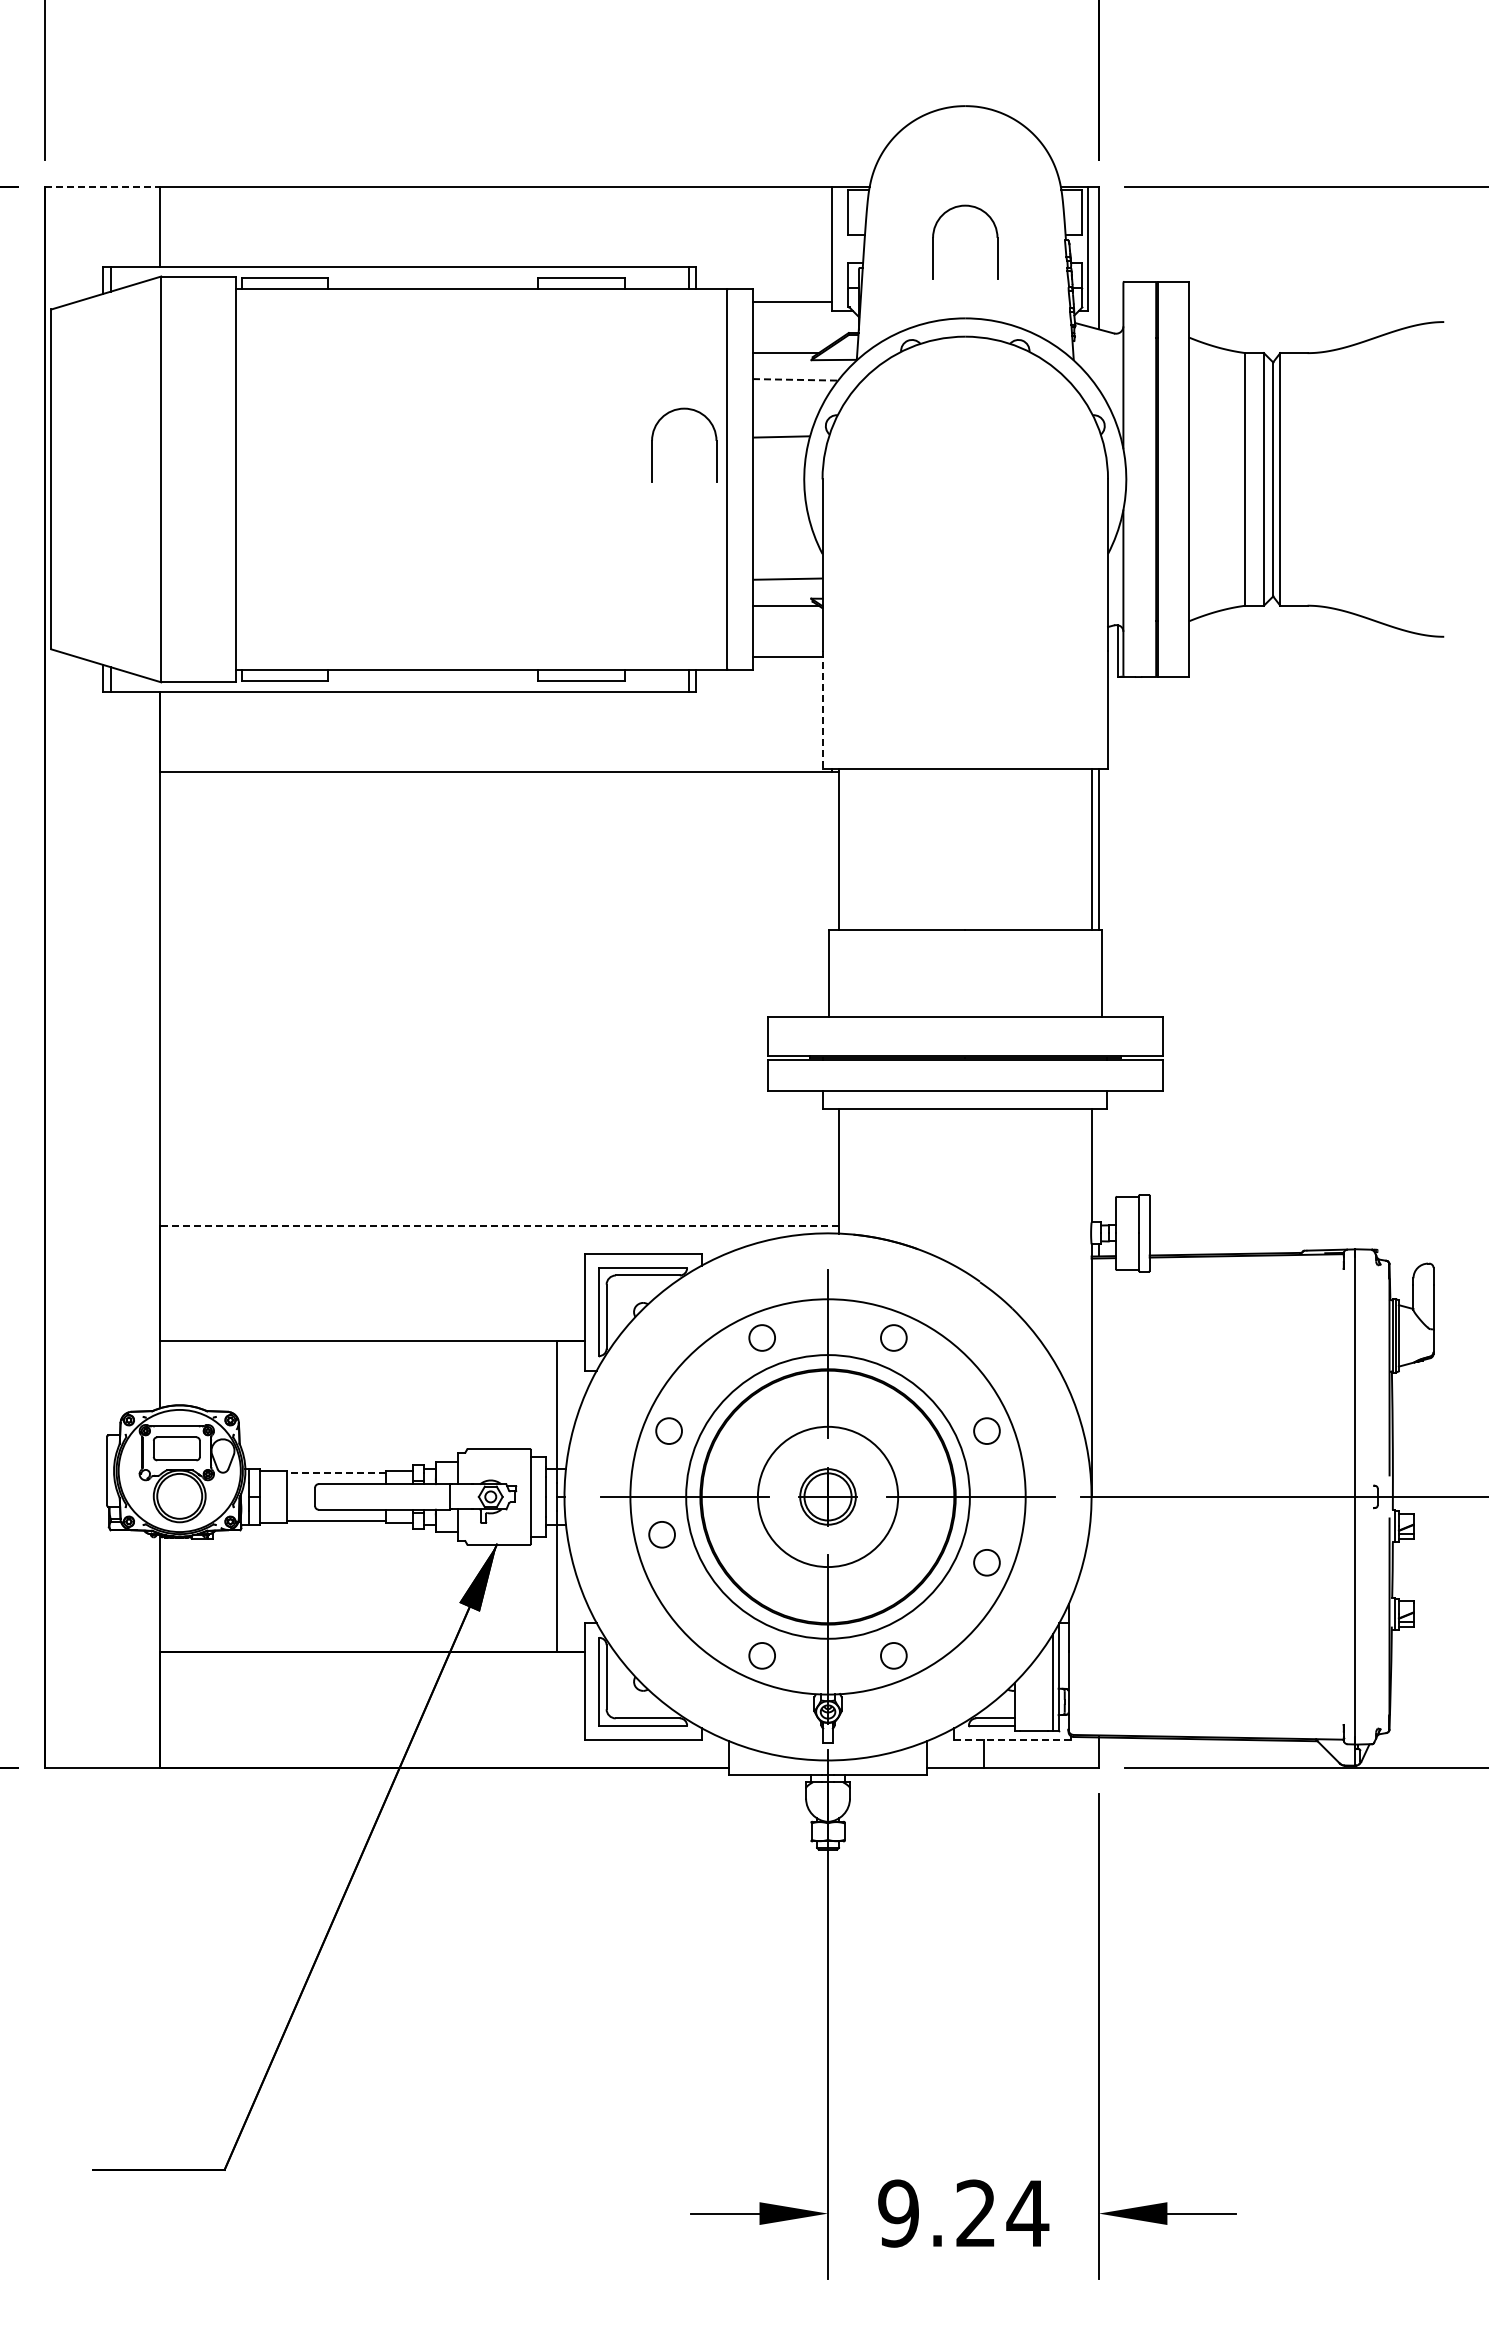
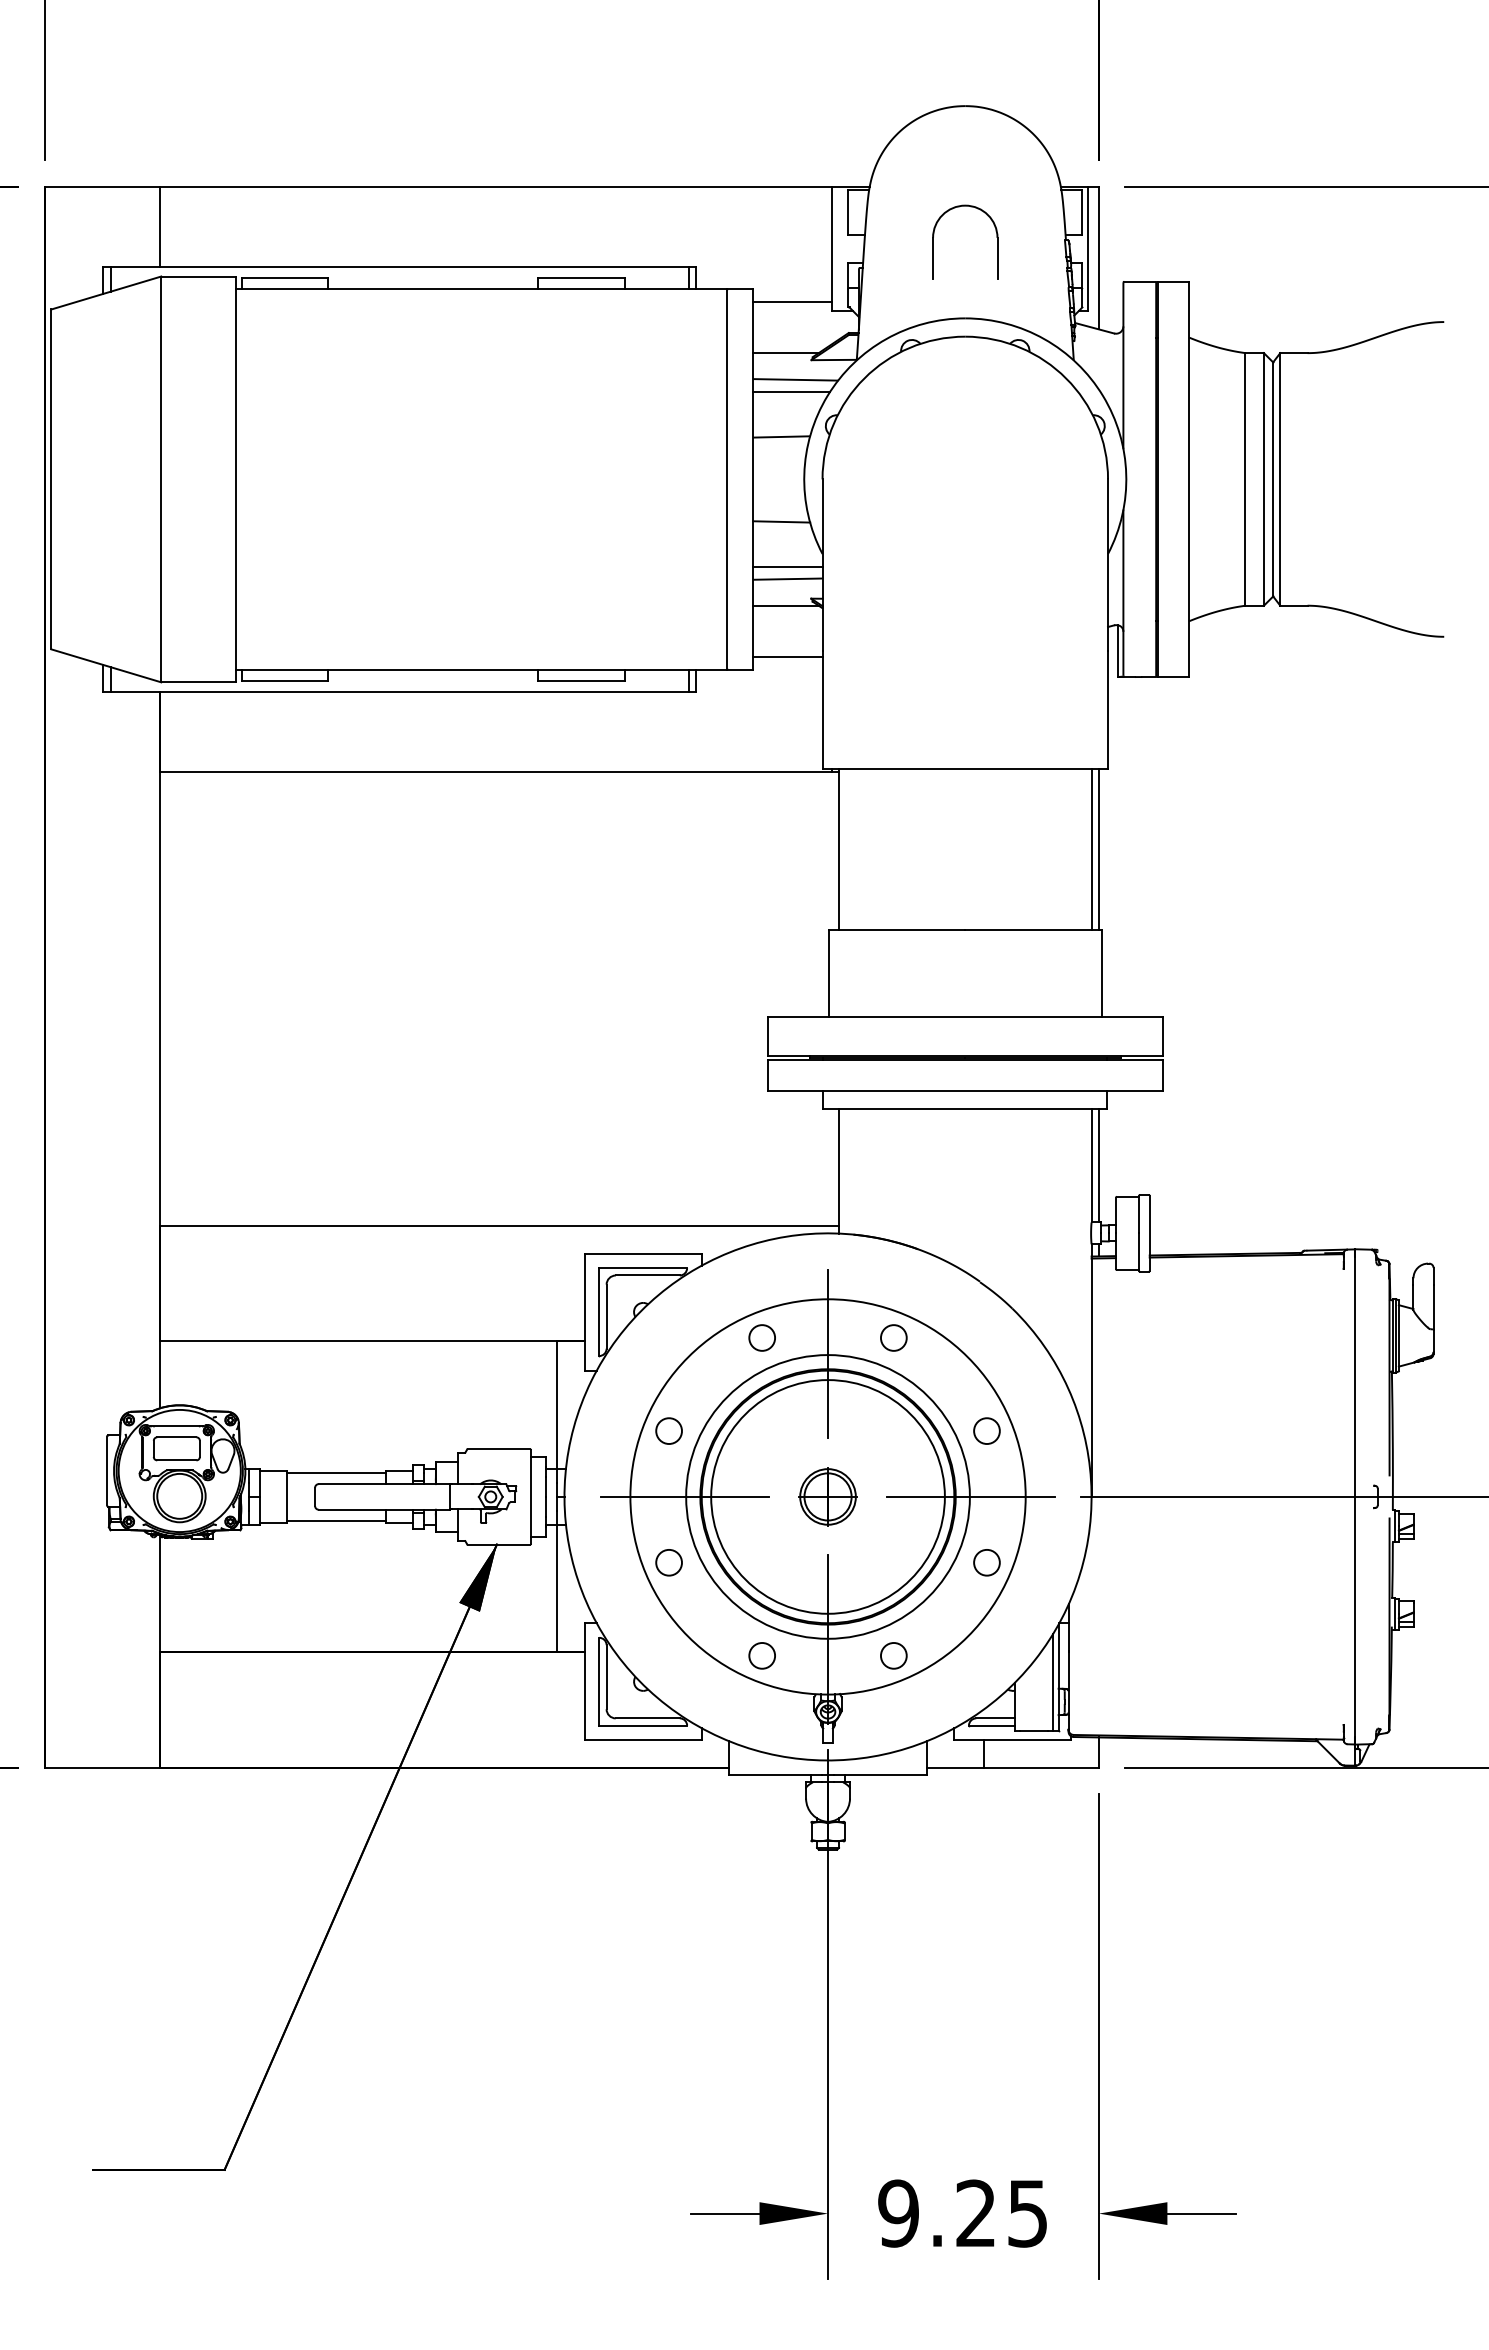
line: dashed -> solid (102, 186)
line: dashed -> solid (796, 379)
line: none -> present (791, 391)
part: present -> none (715, 440)
line: none -> present (781, 521)
line: none -> present (787, 567)
line: dashed -> solid (822, 710)
line: none -> present (1098, 1165)
line: dashed -> solid (499, 1226)
line: dashed -> solid (336, 1473)
circle diameter: 140 px -> 234 px (827, 1496)
circle position: (661, 1534) -> (668, 1562) (668, 1562)
line: dashed -> solid (1012, 1740)
text: 9.24 -> 9.25 (1027, 2213)
